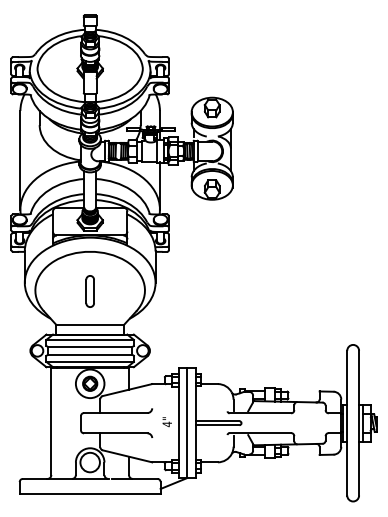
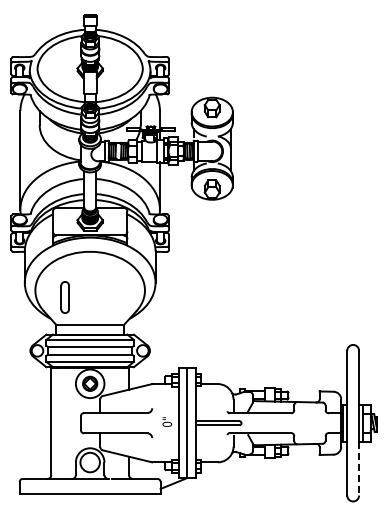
part position: (89, 291) -> (64, 297) (64, 297)
text: 4" -> 0" (167, 424)
line: solid -> dashed (359, 468)
